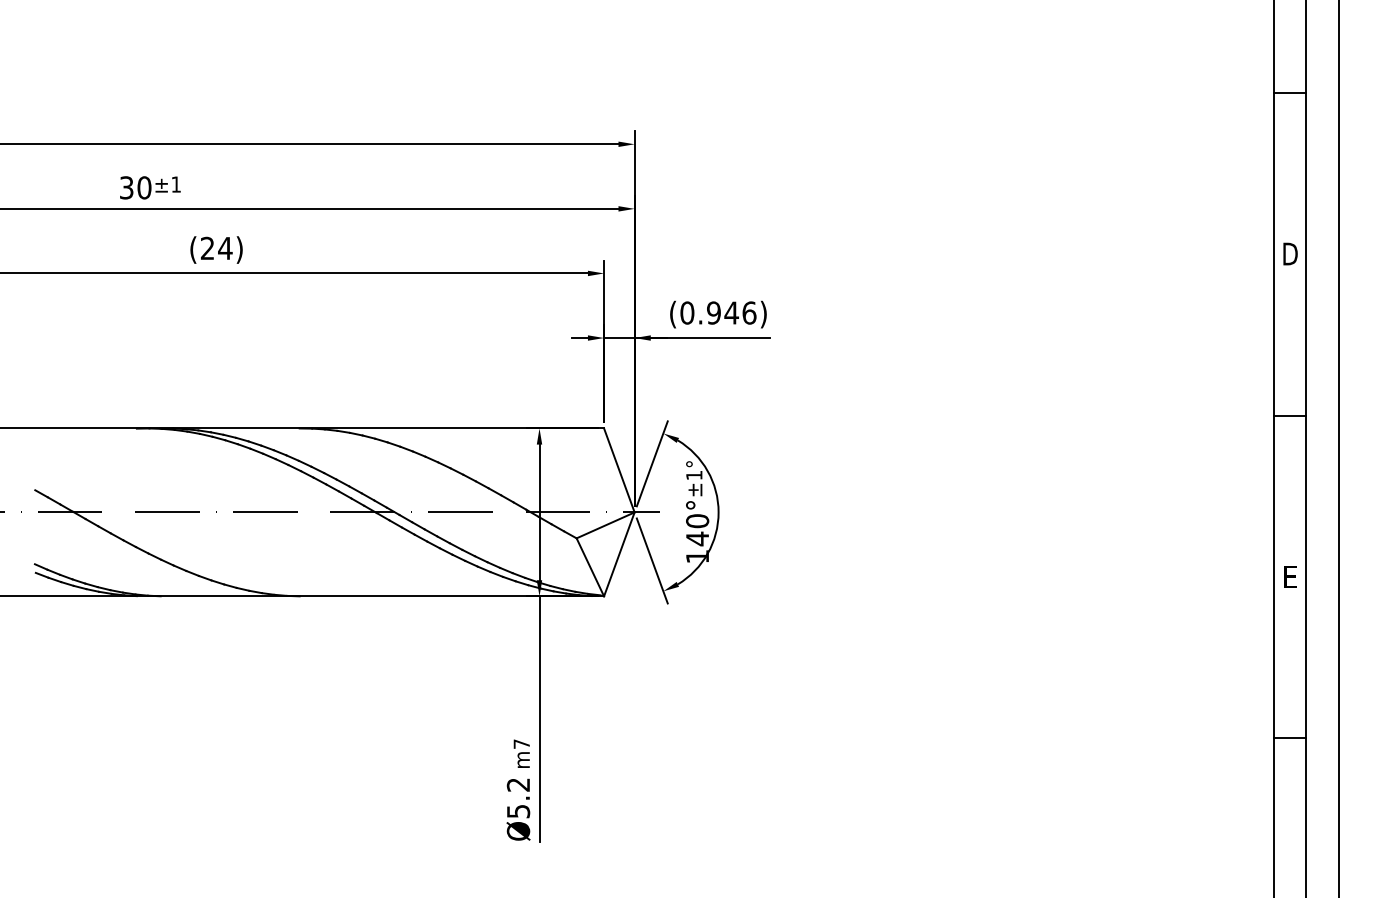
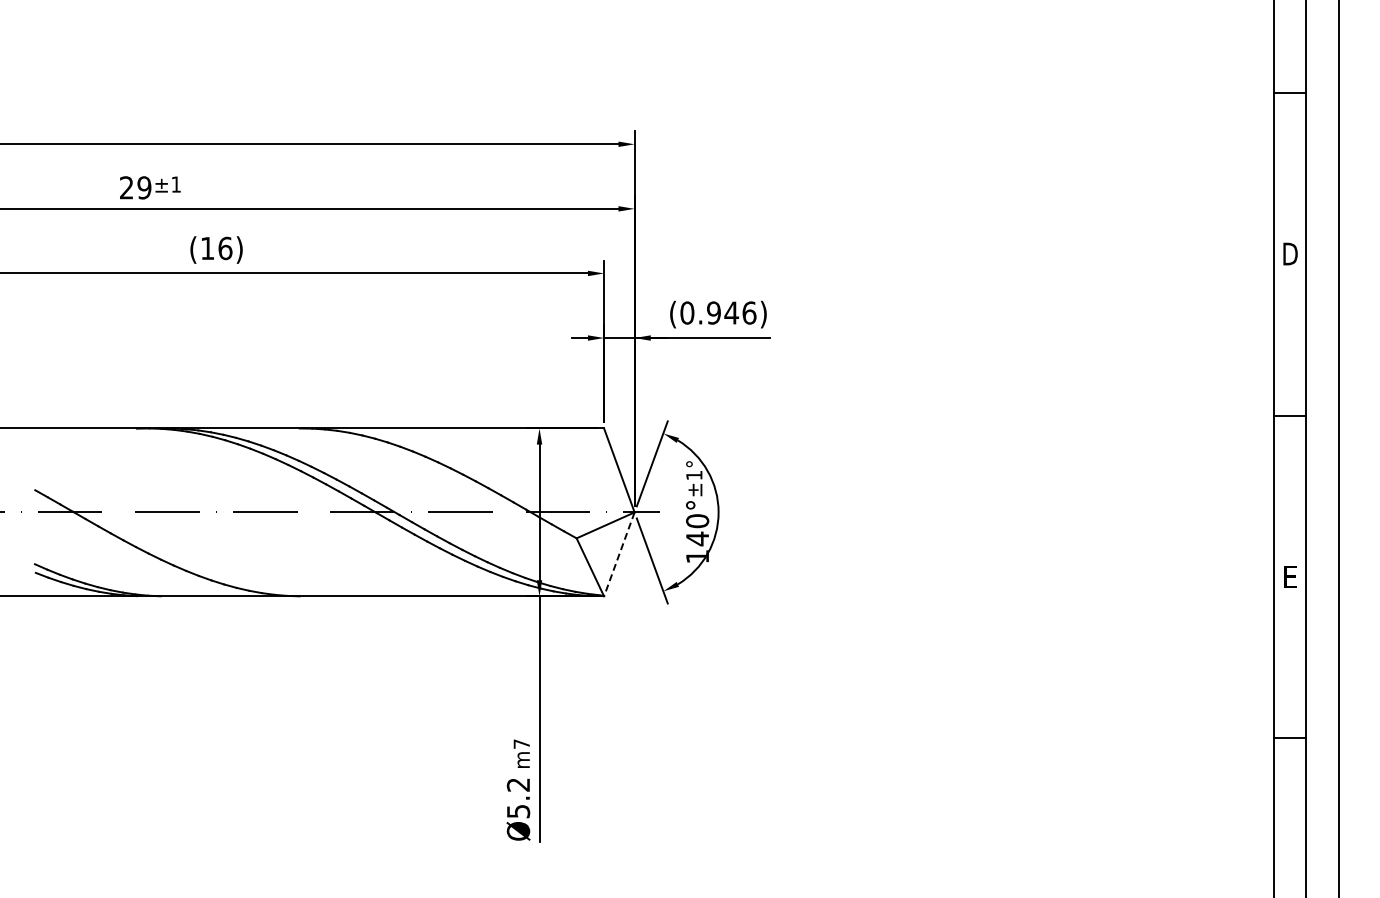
text: 30 -> 29 (135, 187)
text: (24) -> (16) (216, 248)
line: solid -> dashed (619, 554)
